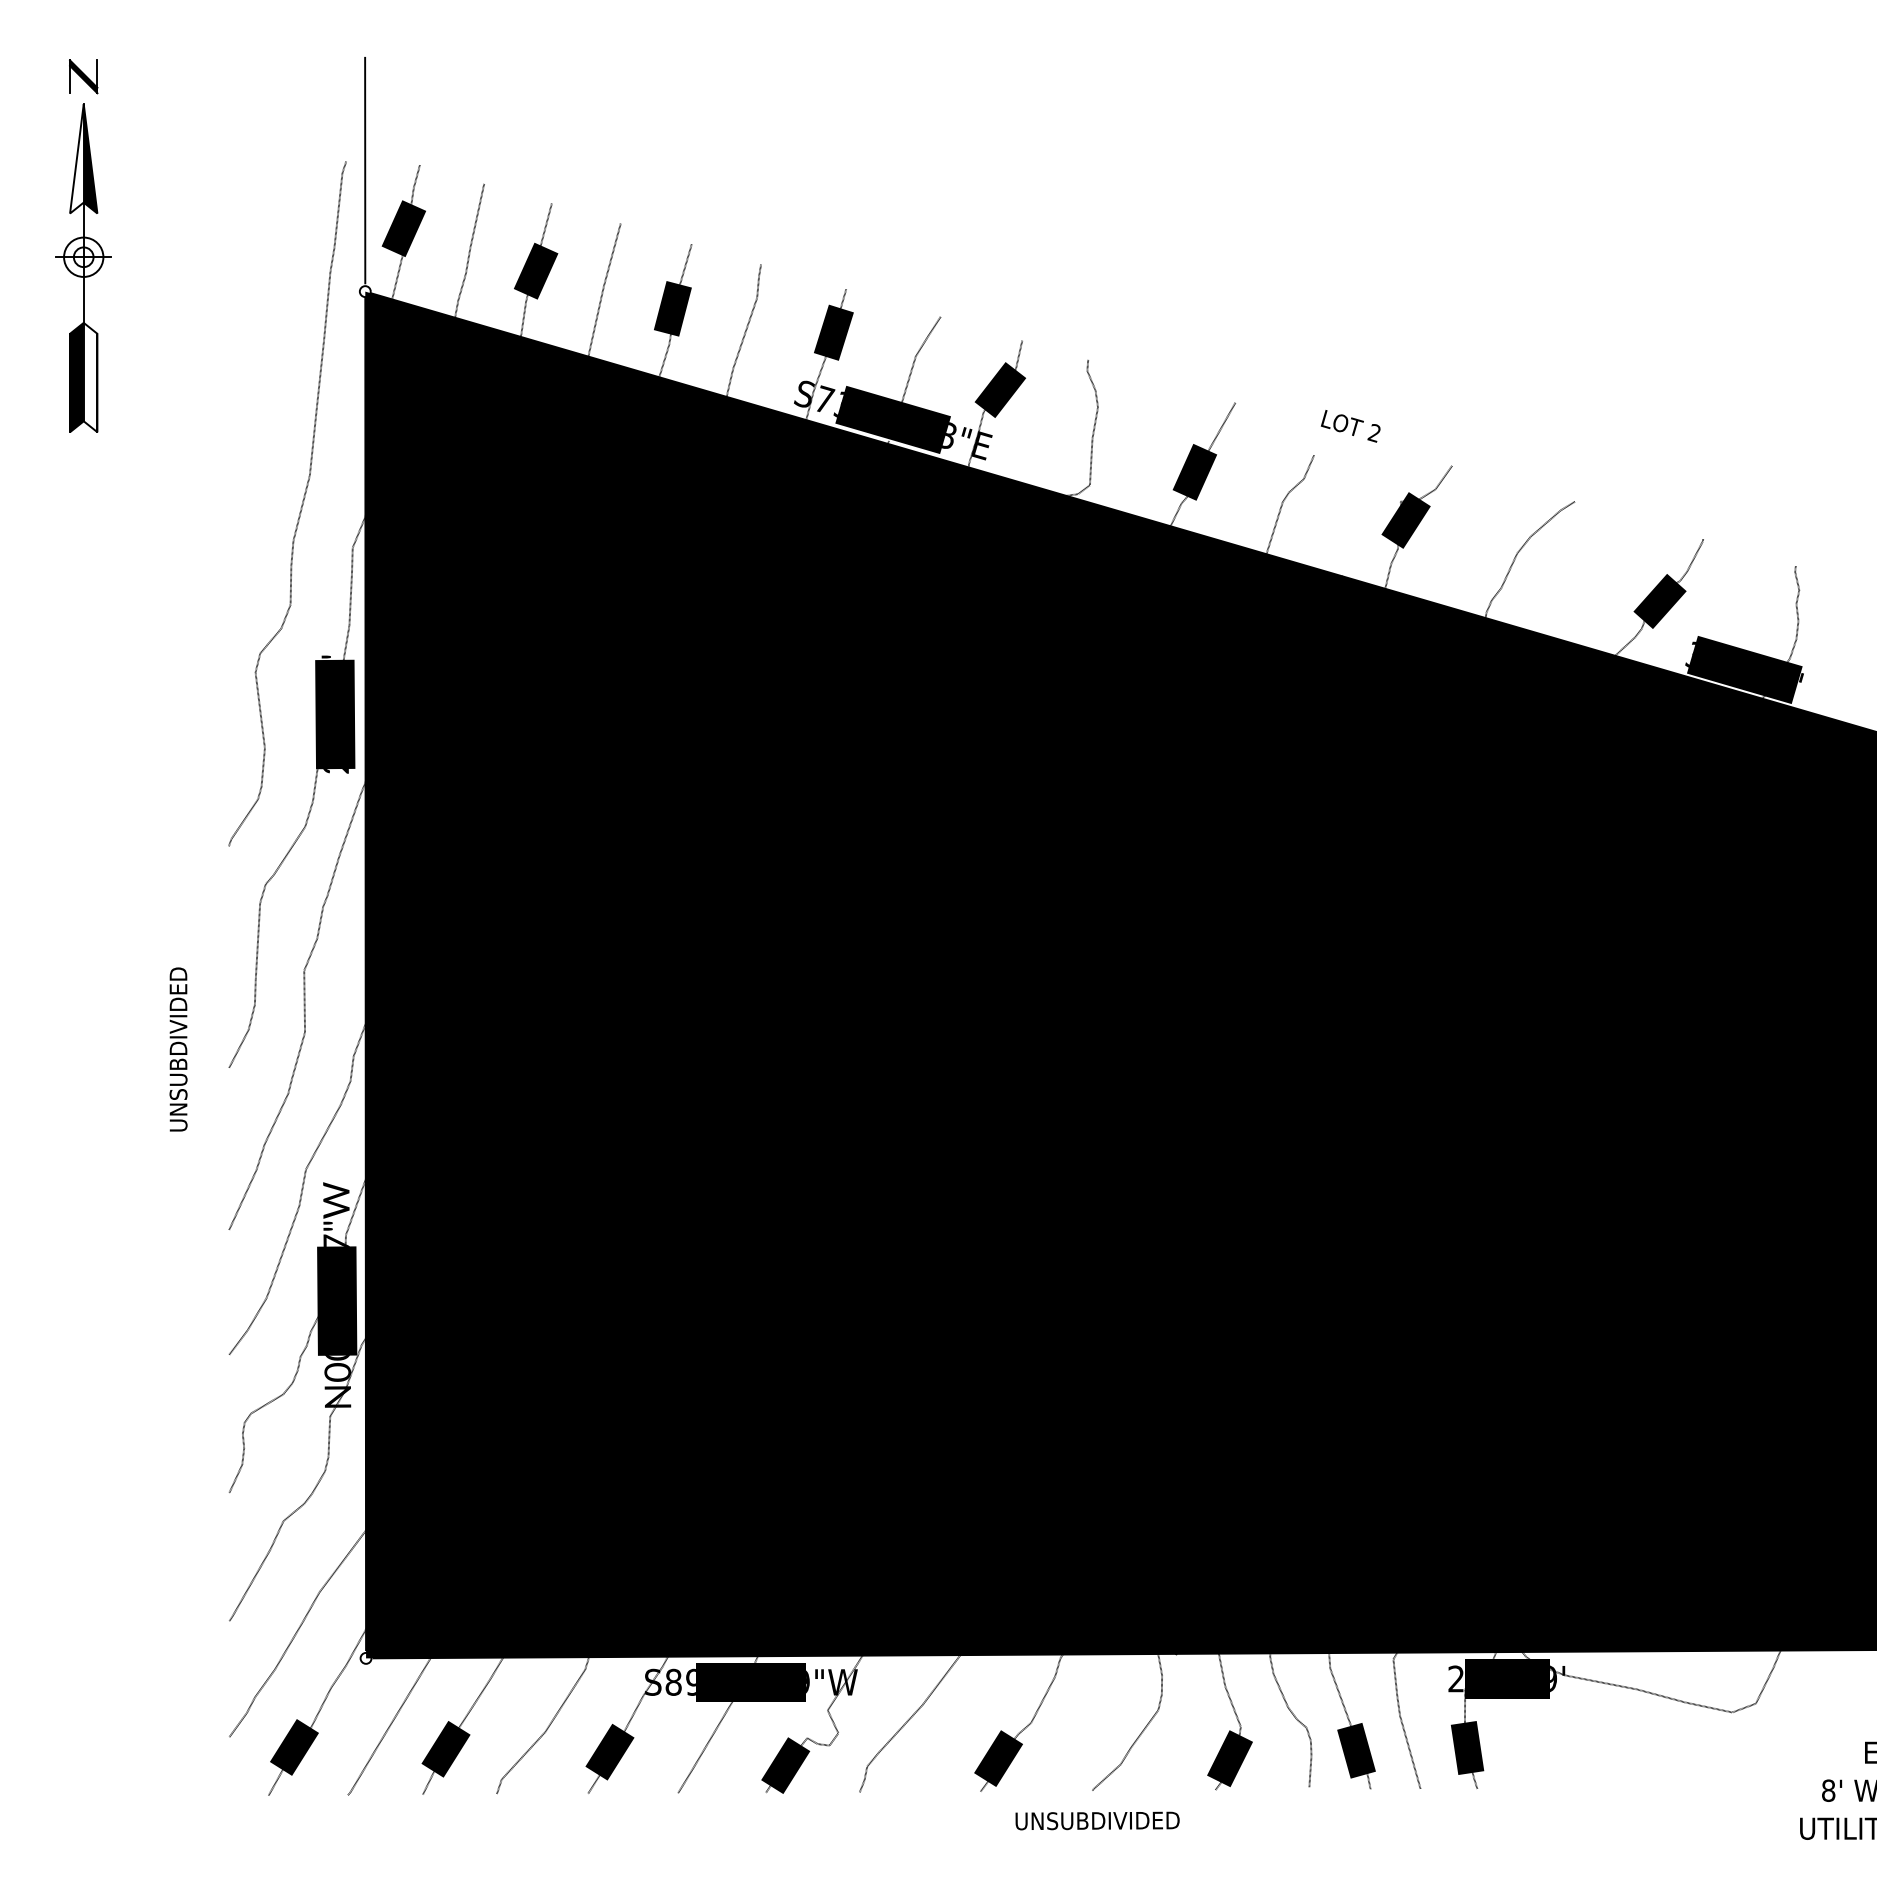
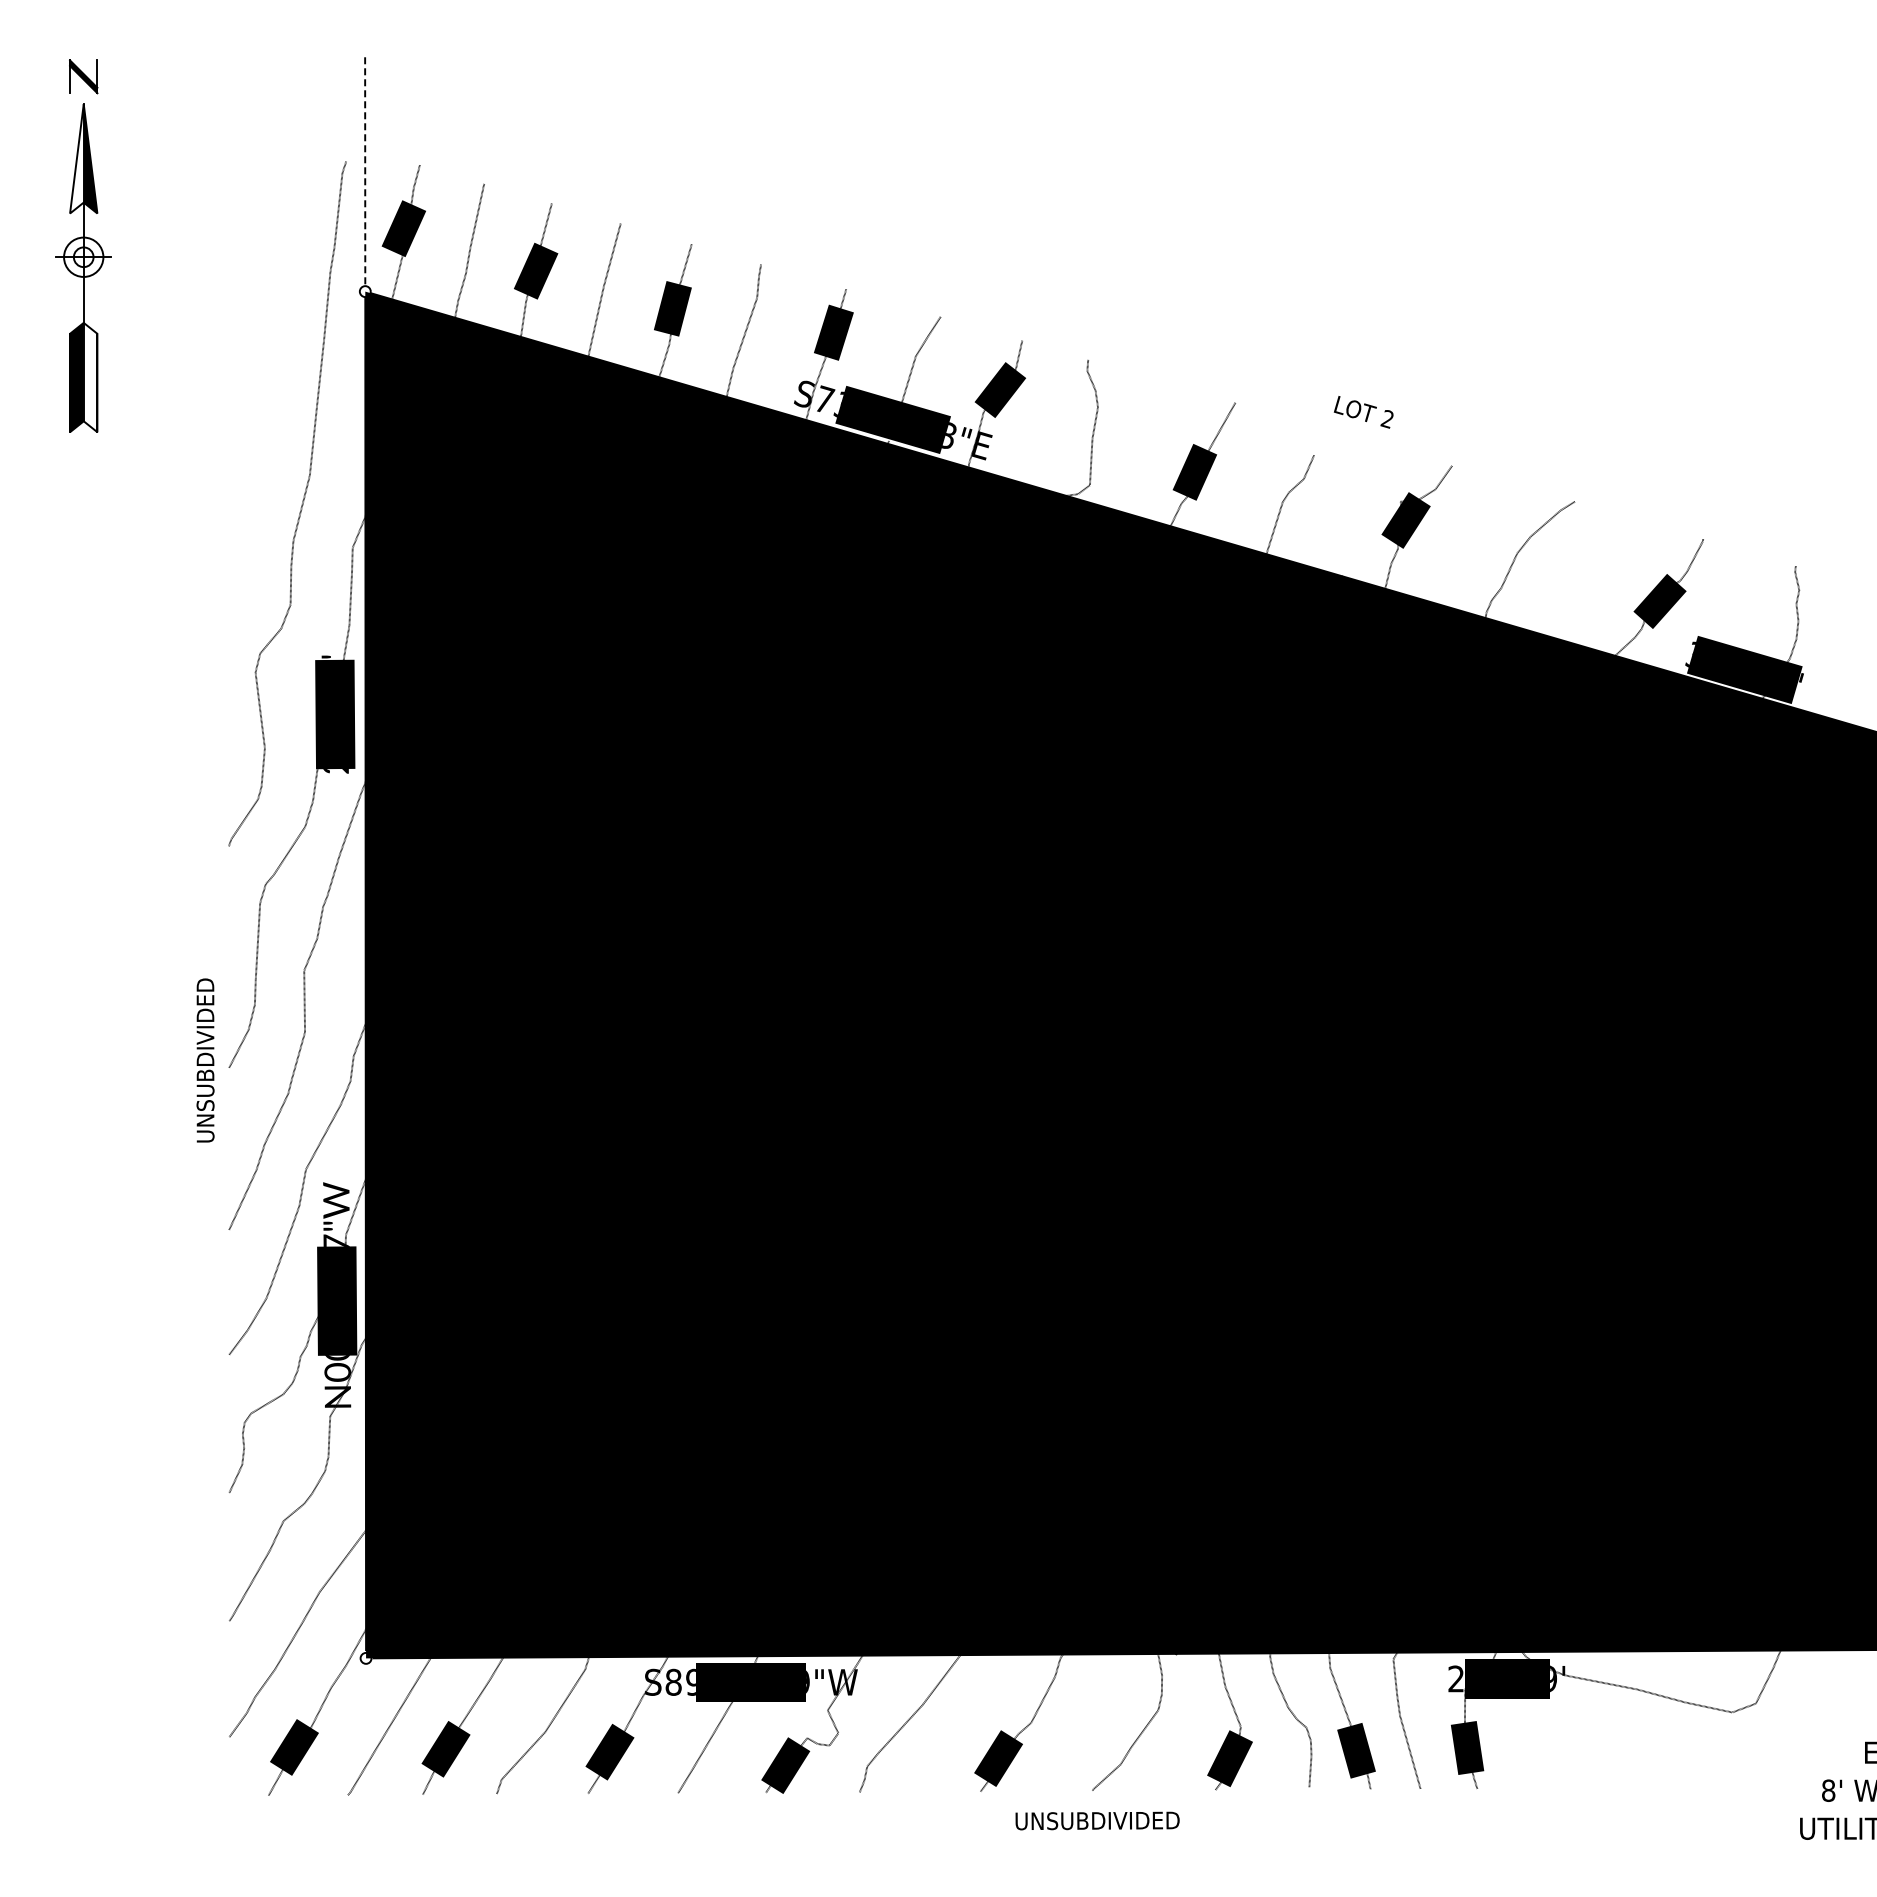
line: solid -> dashed (365, 170)
text position: (1350, 426) -> (1363, 412) (1363, 412)
text position: (178, 1049) -> (205, 1060) (205, 1060)
